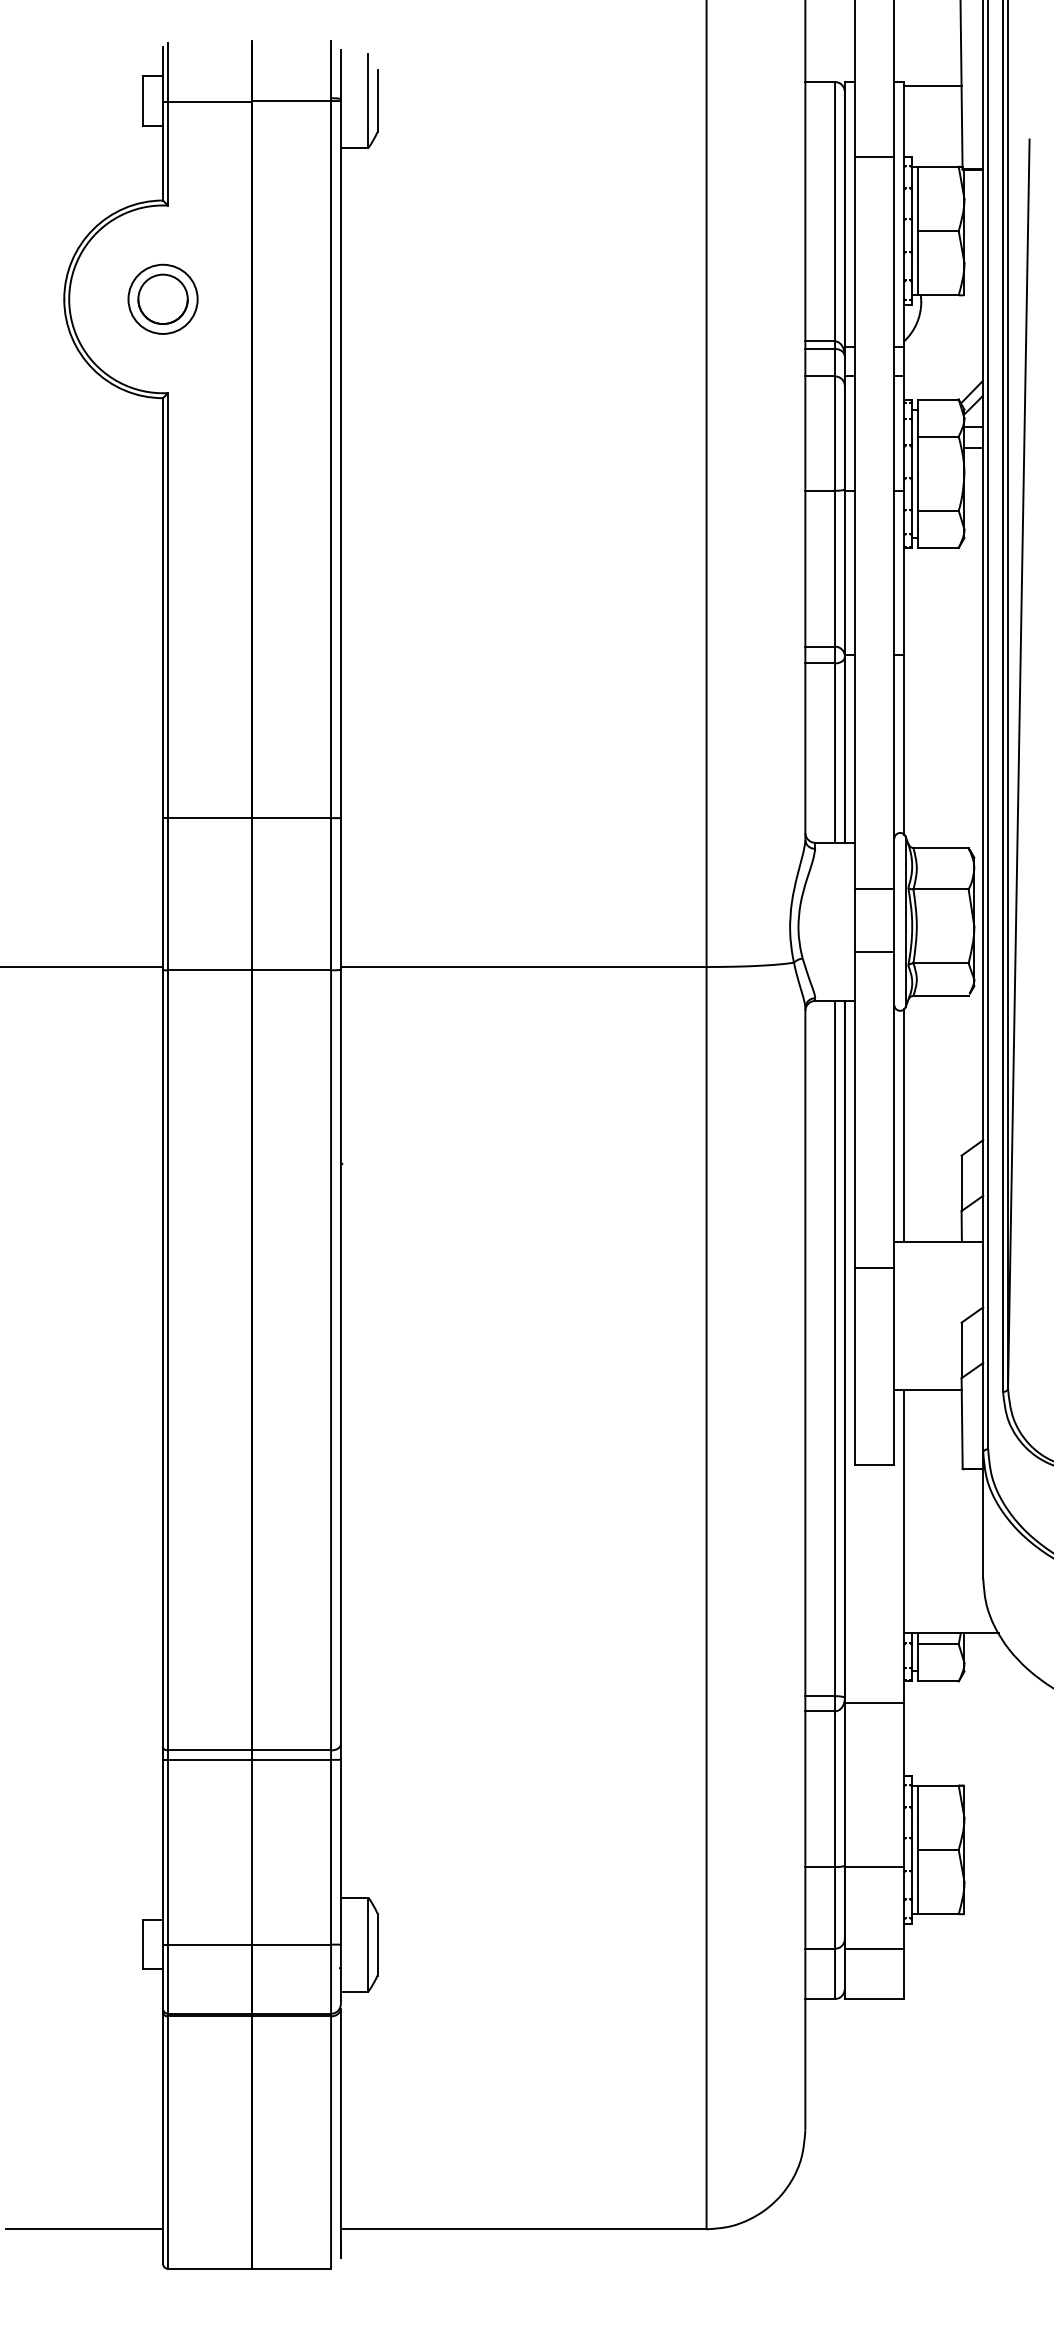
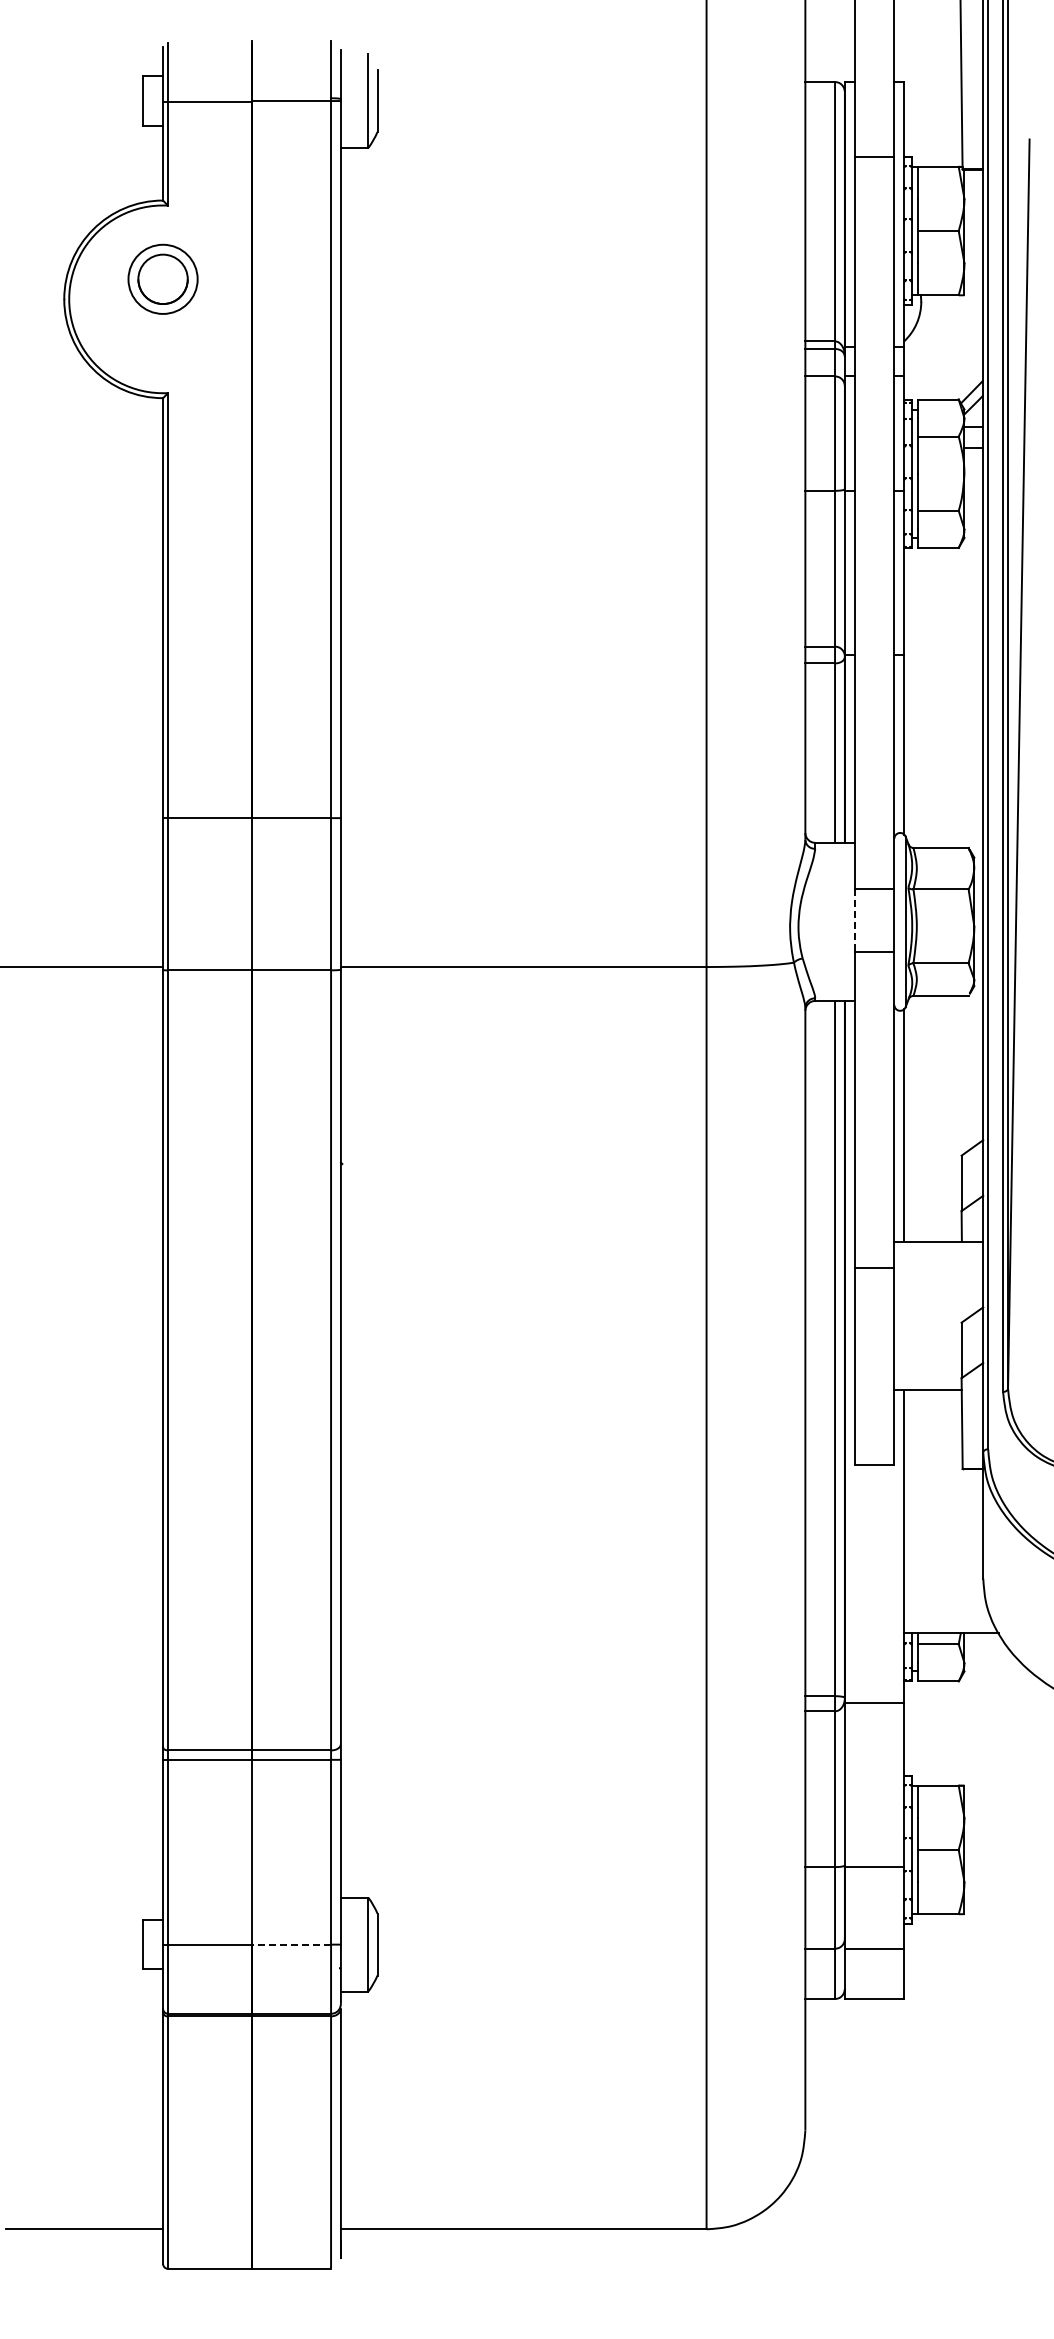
line: present -> none (932, 85)
part position: (162, 298) -> (162, 278) (162, 278)
line: solid -> dashed (854, 920)
line: solid -> dashed (291, 1944)
